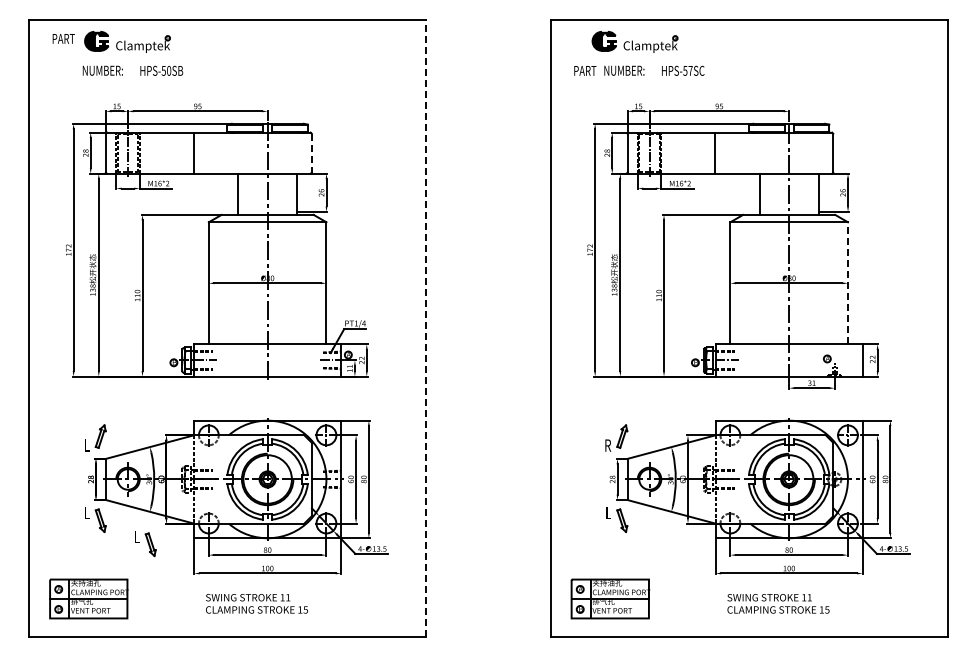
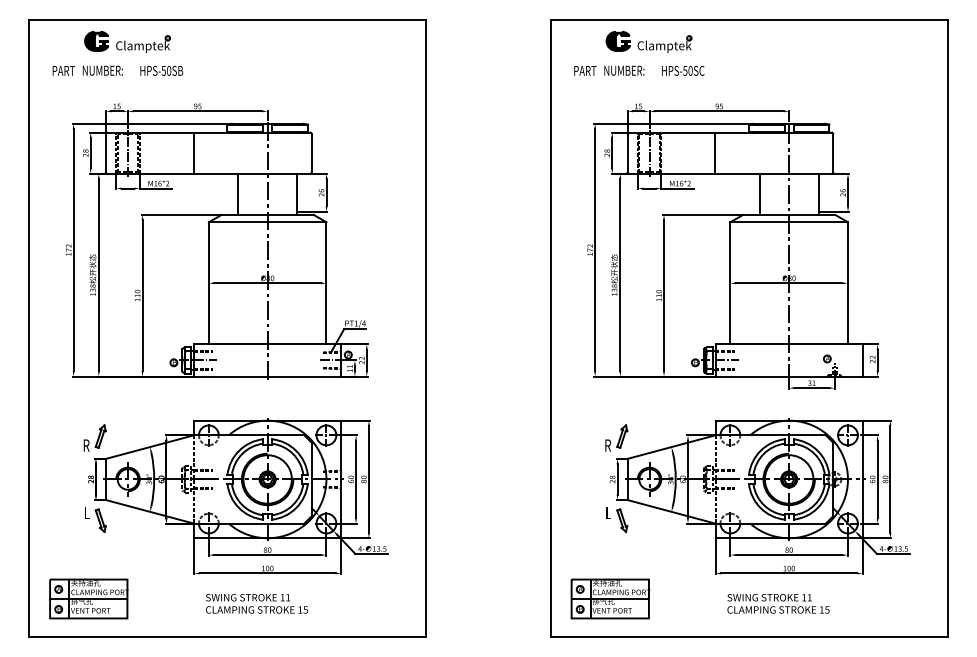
text position: (63, 38) -> (63, 70) (63, 70)
part position: (634, 41) -> (648, 41) (648, 41)
text: HPS-57SC -> HPS-50SC (690, 70)
line: dashed -> solid (311, 153)
line: dashed -> solid (847, 283)
line: dashed -> solid (426, 328)
text: L -> R (86, 445)
part: present -> none (145, 543)
